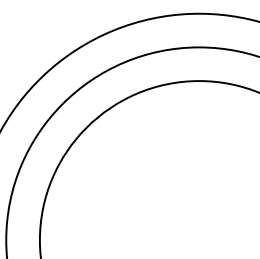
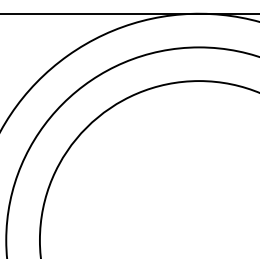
line: none -> present (129, 13)
